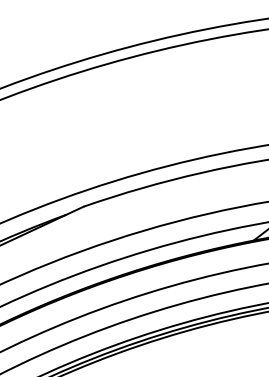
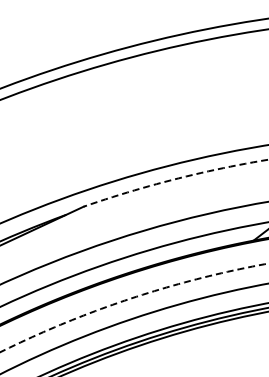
arc: solid -> dashed (175, 179)
circle: solid -> dashed (134, 307)
